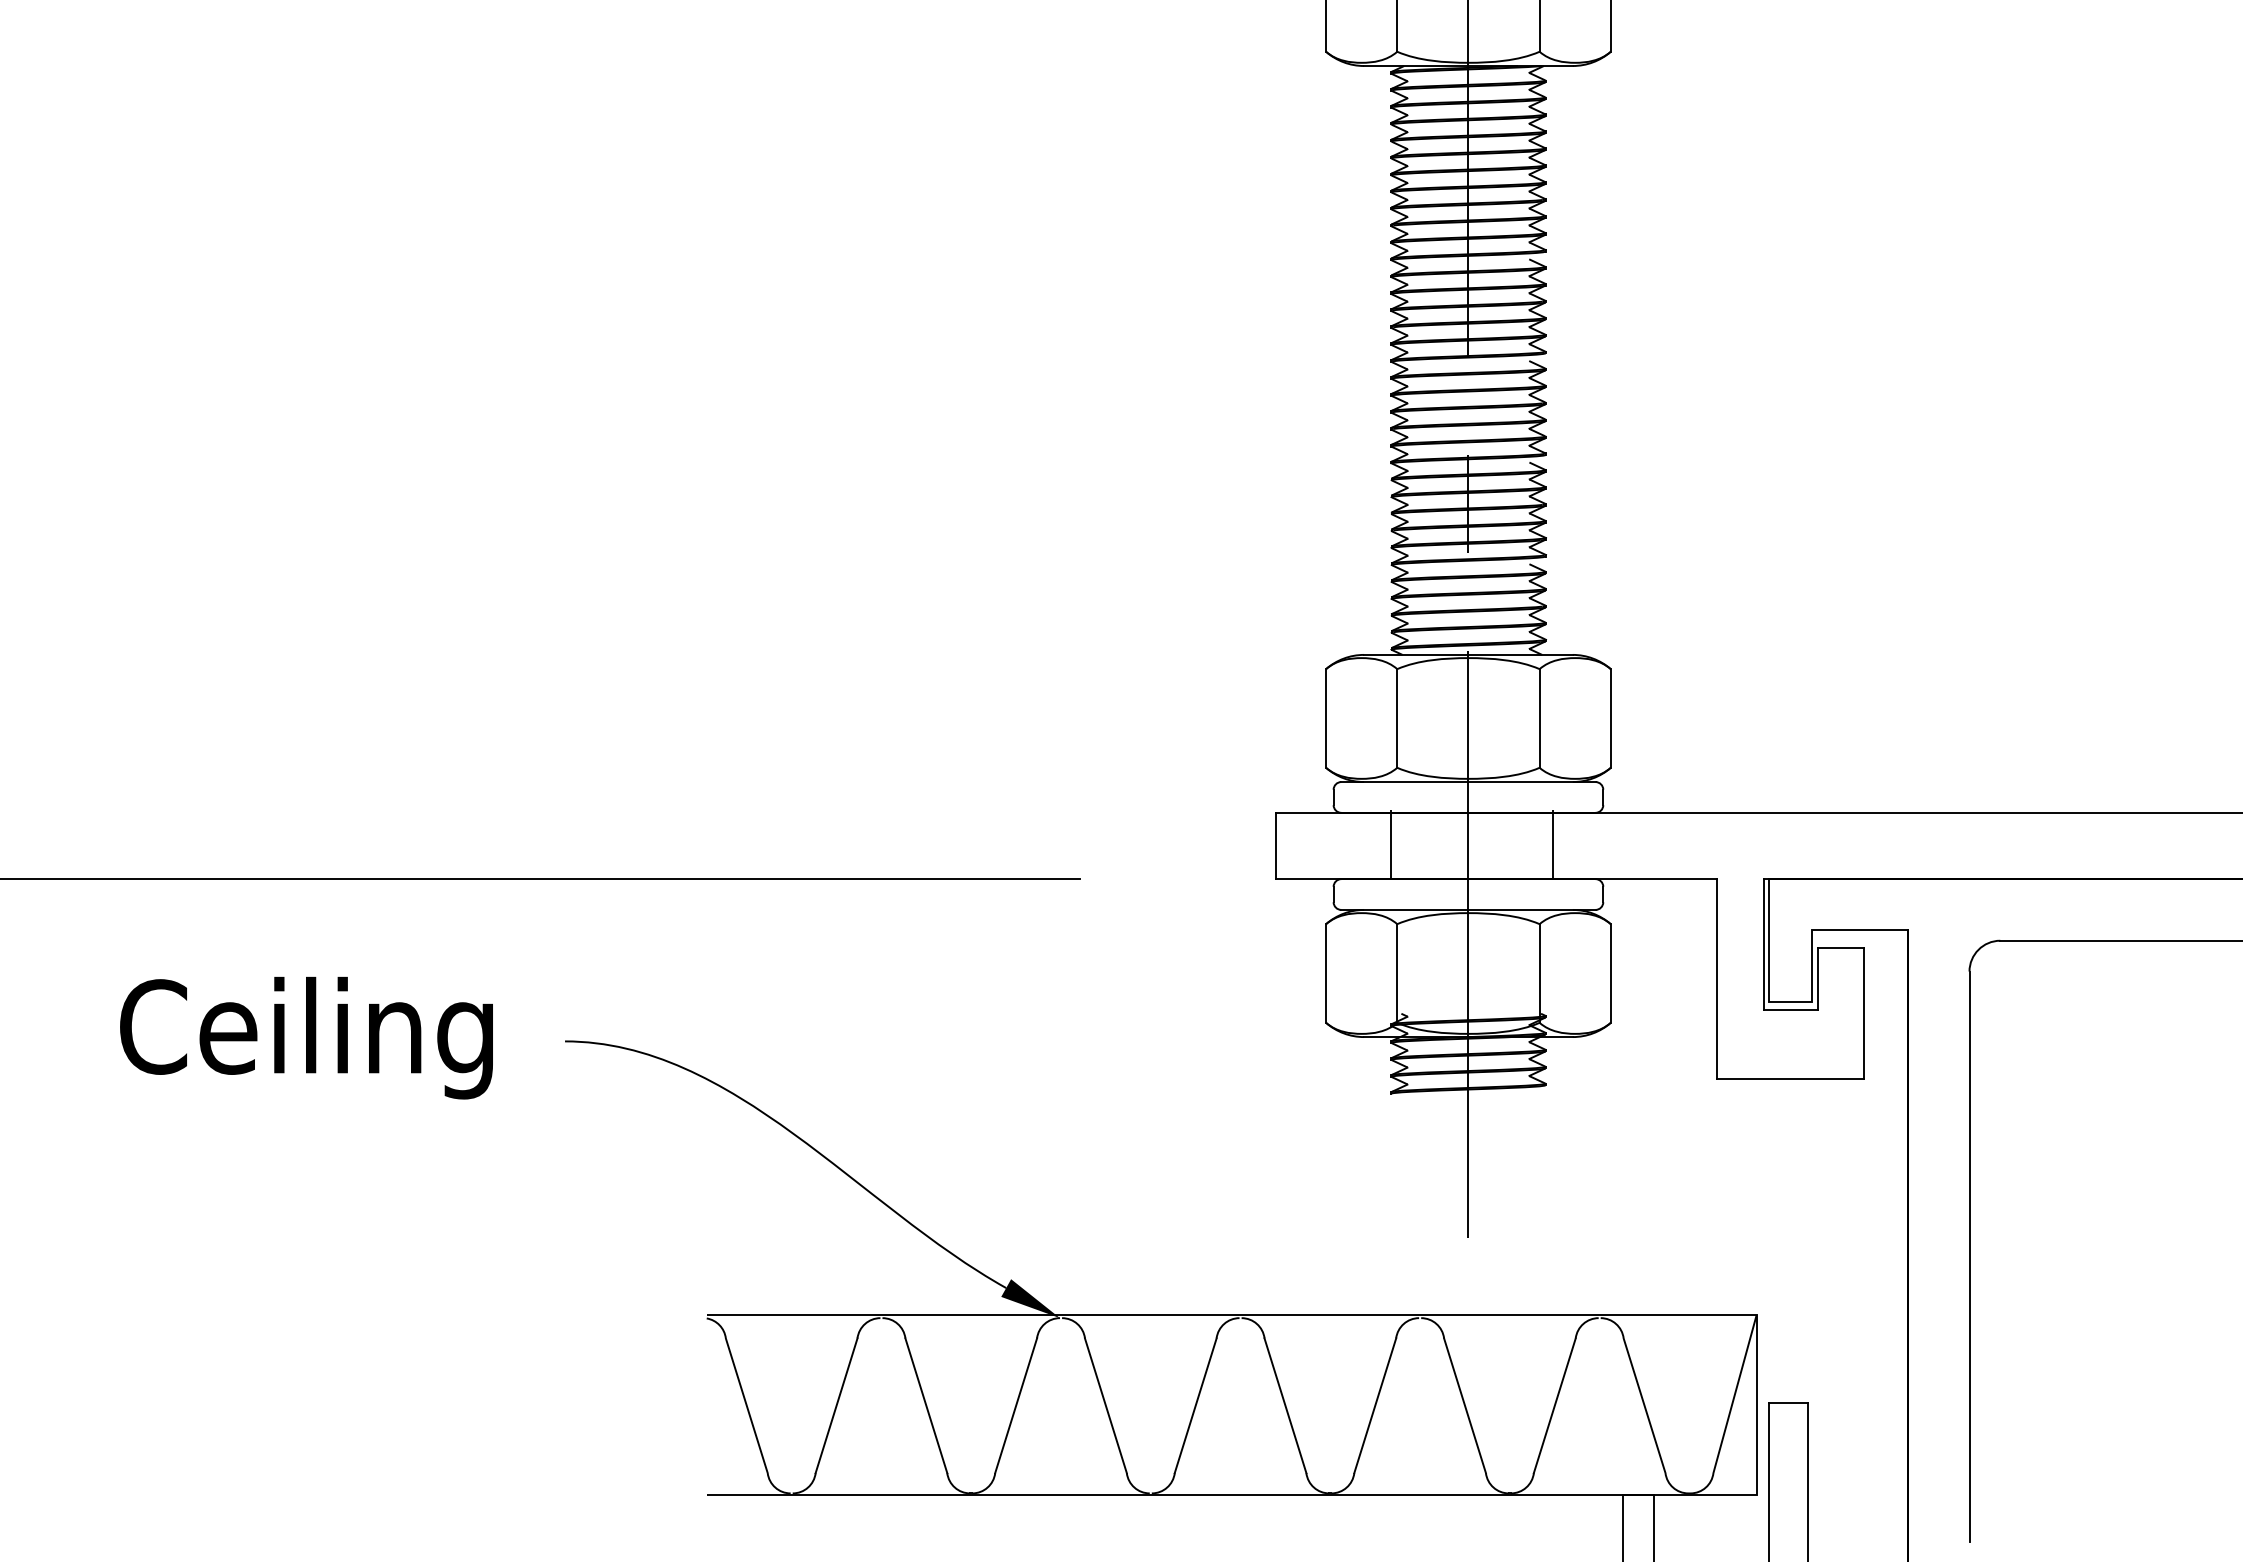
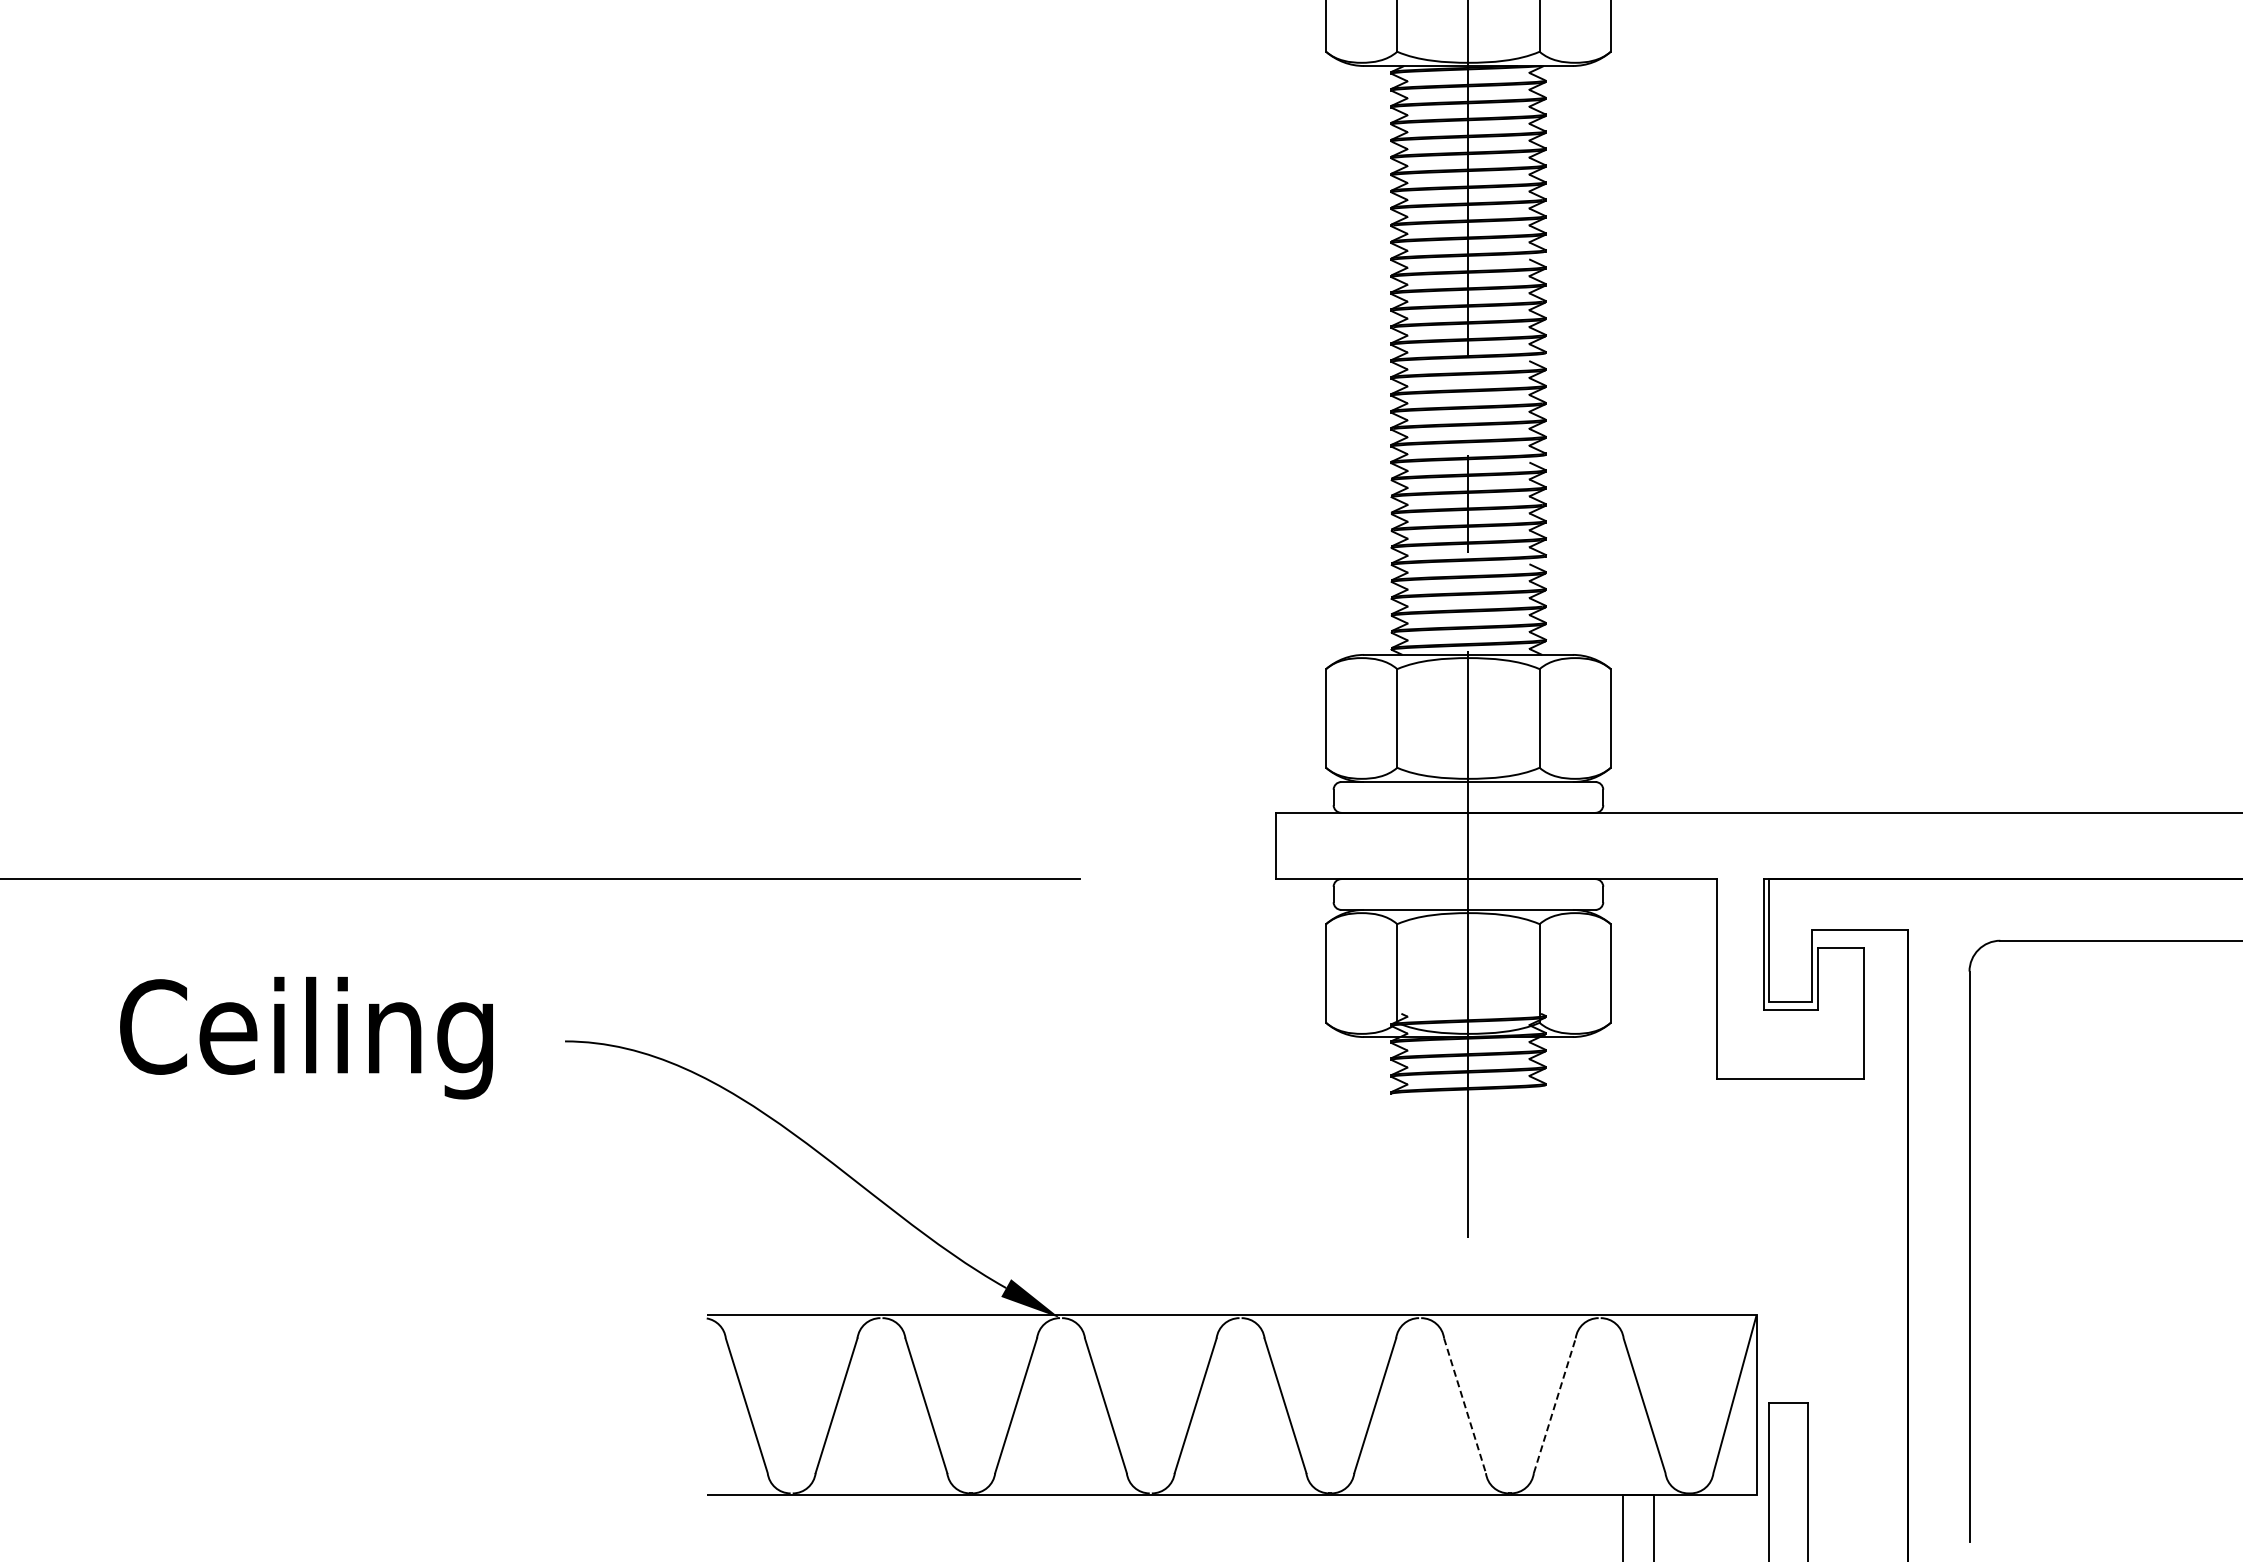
line: present -> none (1391, 844)
line: present -> none (1553, 844)
line: solid -> dashed (1465, 1405)
line: solid -> dashed (1554, 1405)
